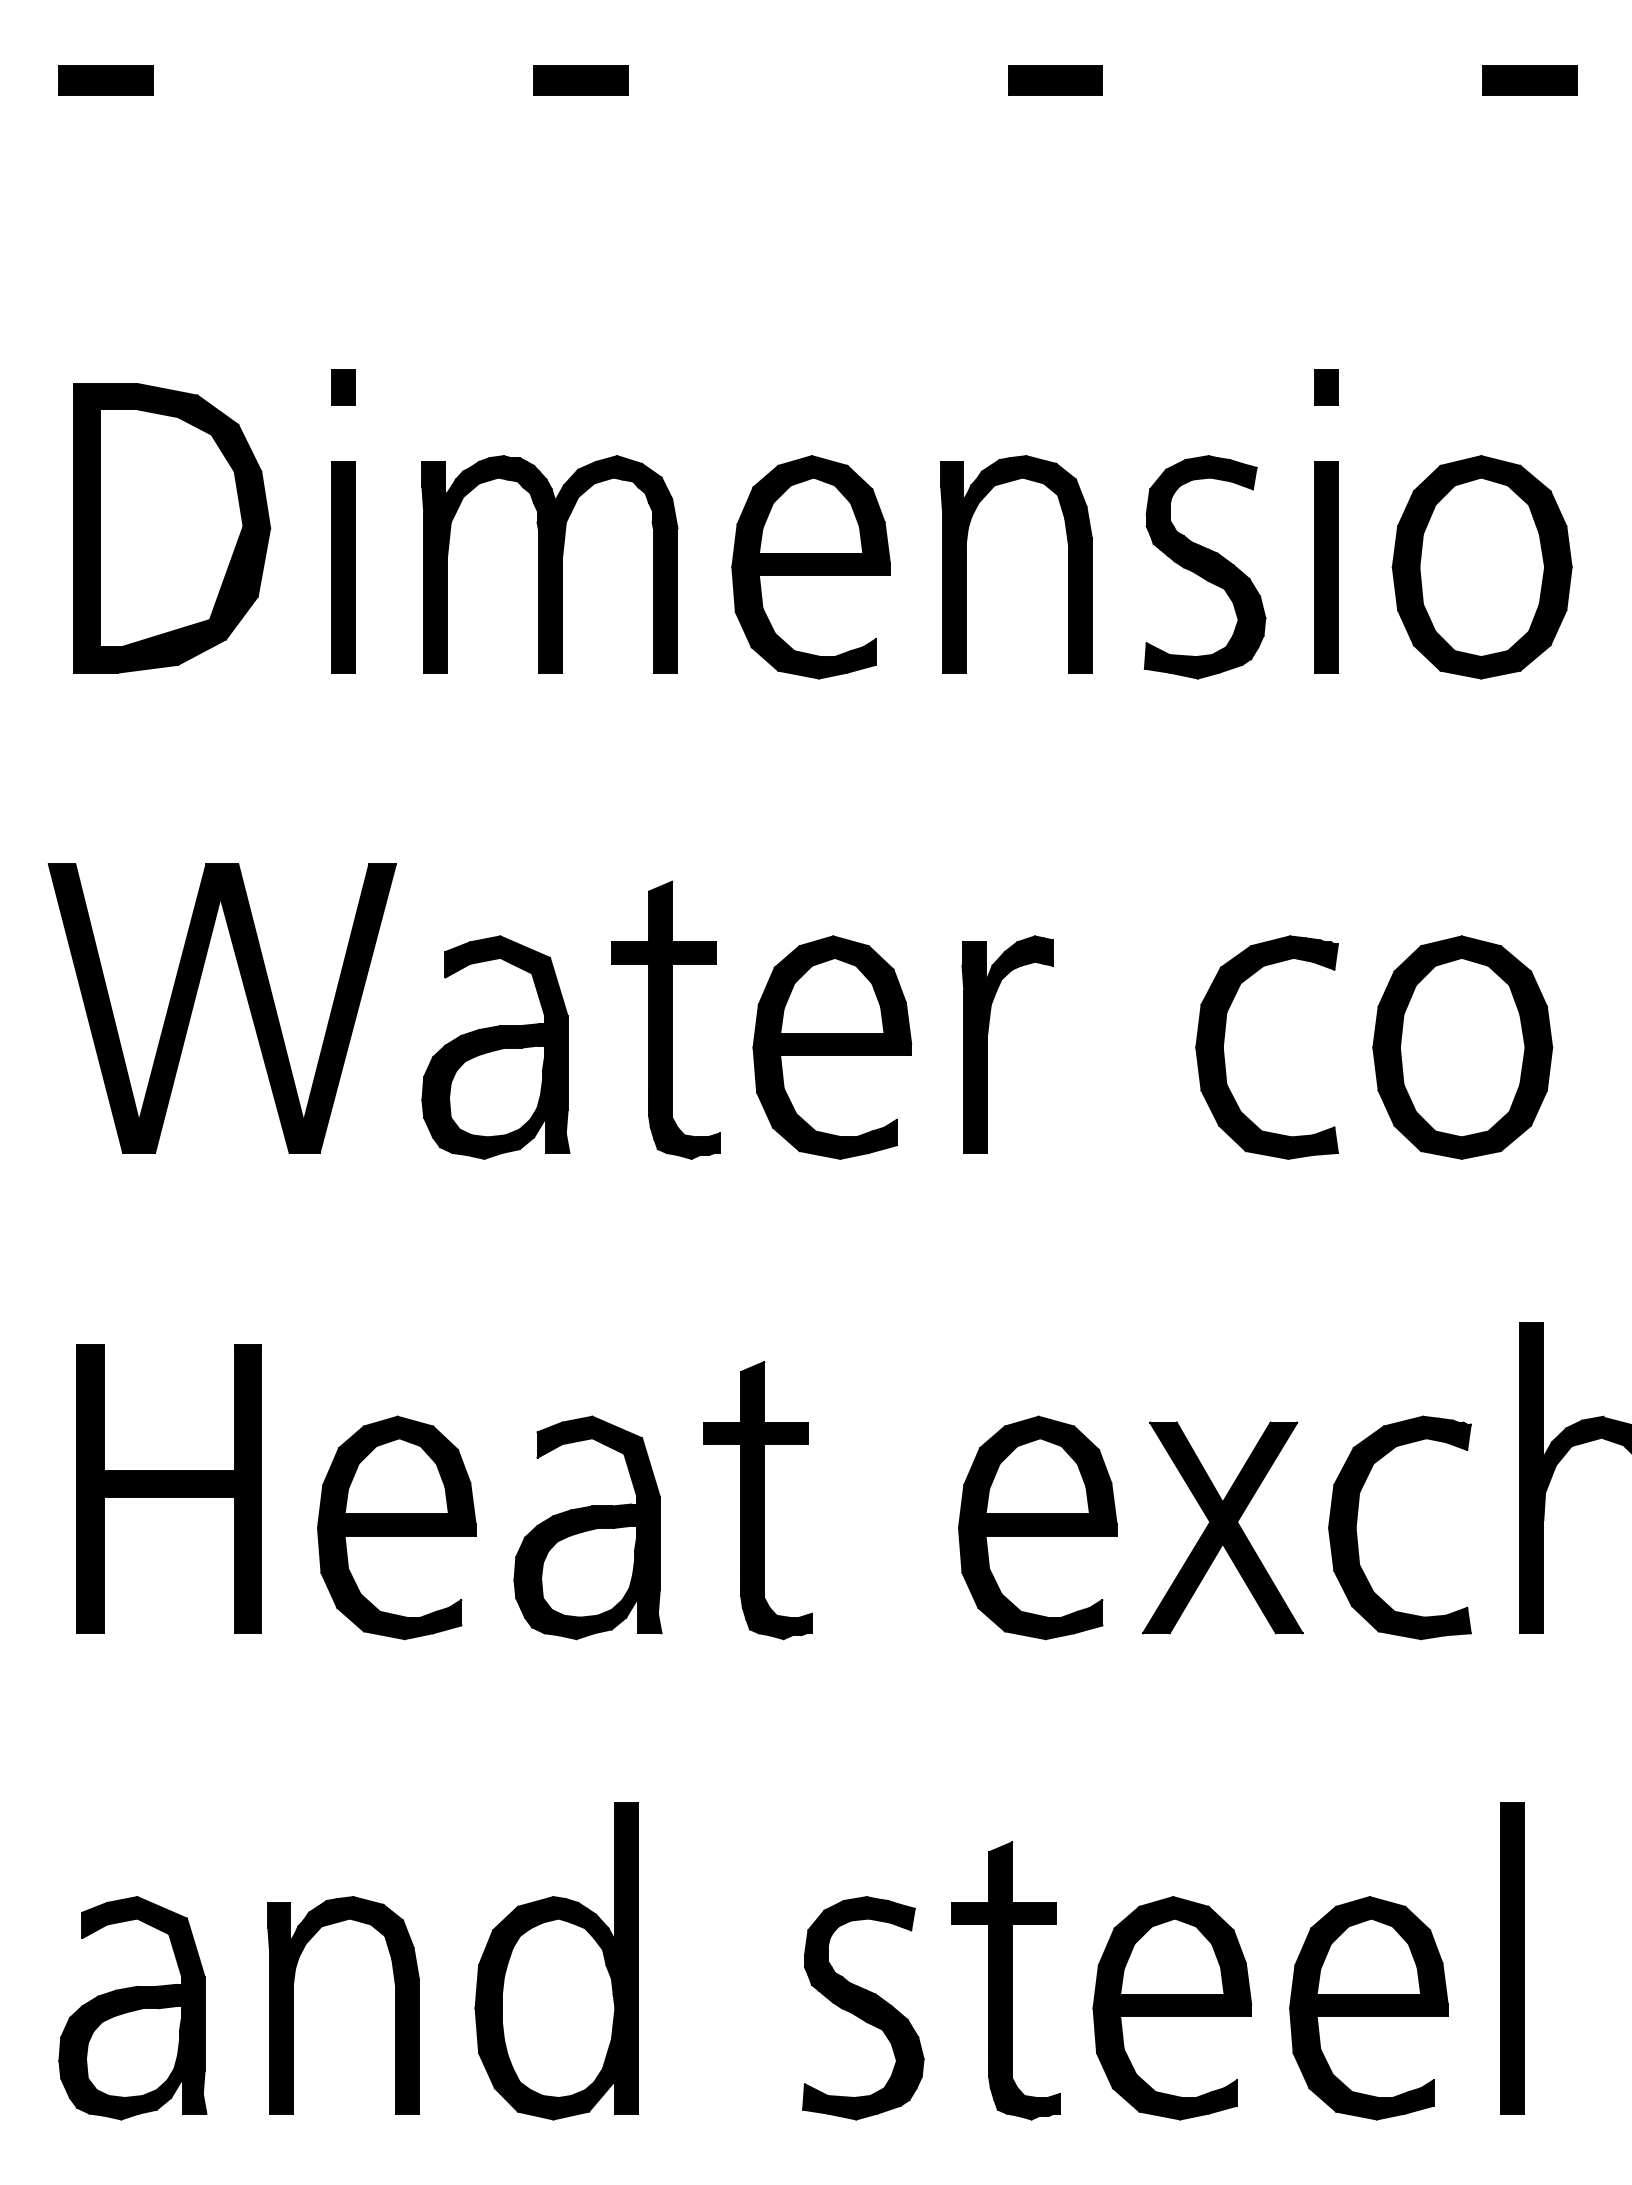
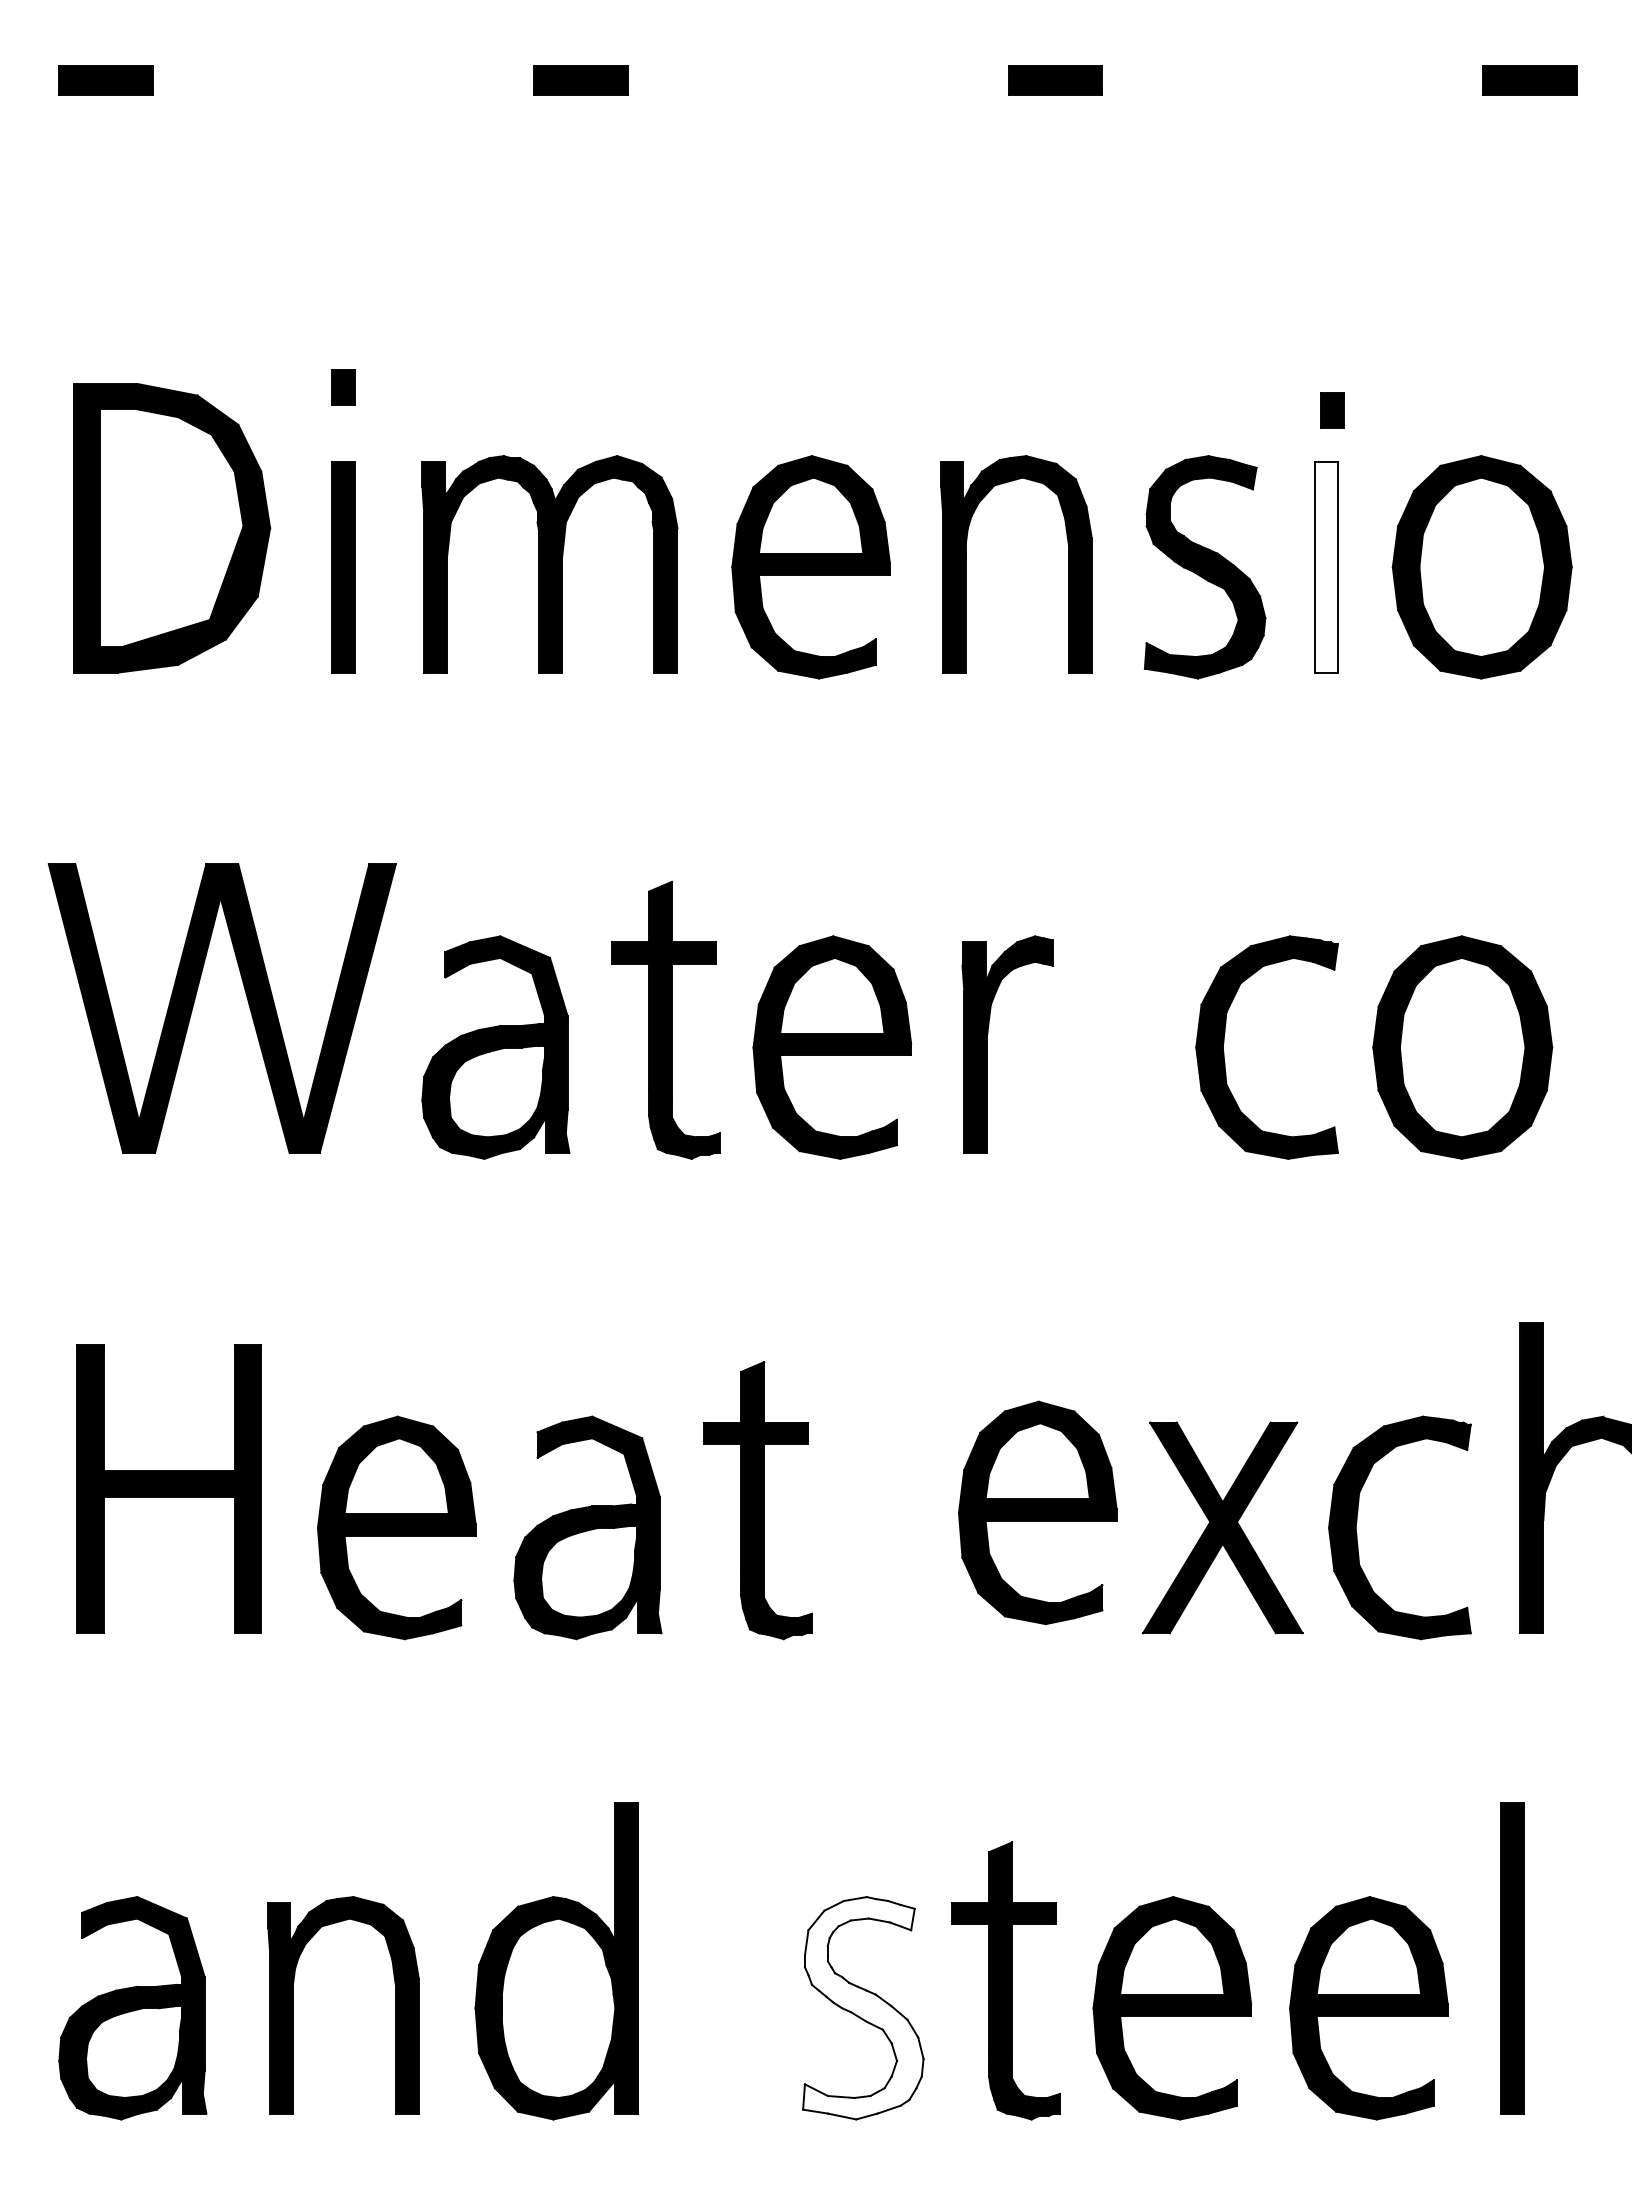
part position: (1326, 387) -> (1332, 410) (1332, 410)
fill: present -> none (1325, 567)
part position: (1037, 1527) -> (1037, 1512) (1037, 1512)
fill: present -> none (863, 2008)
